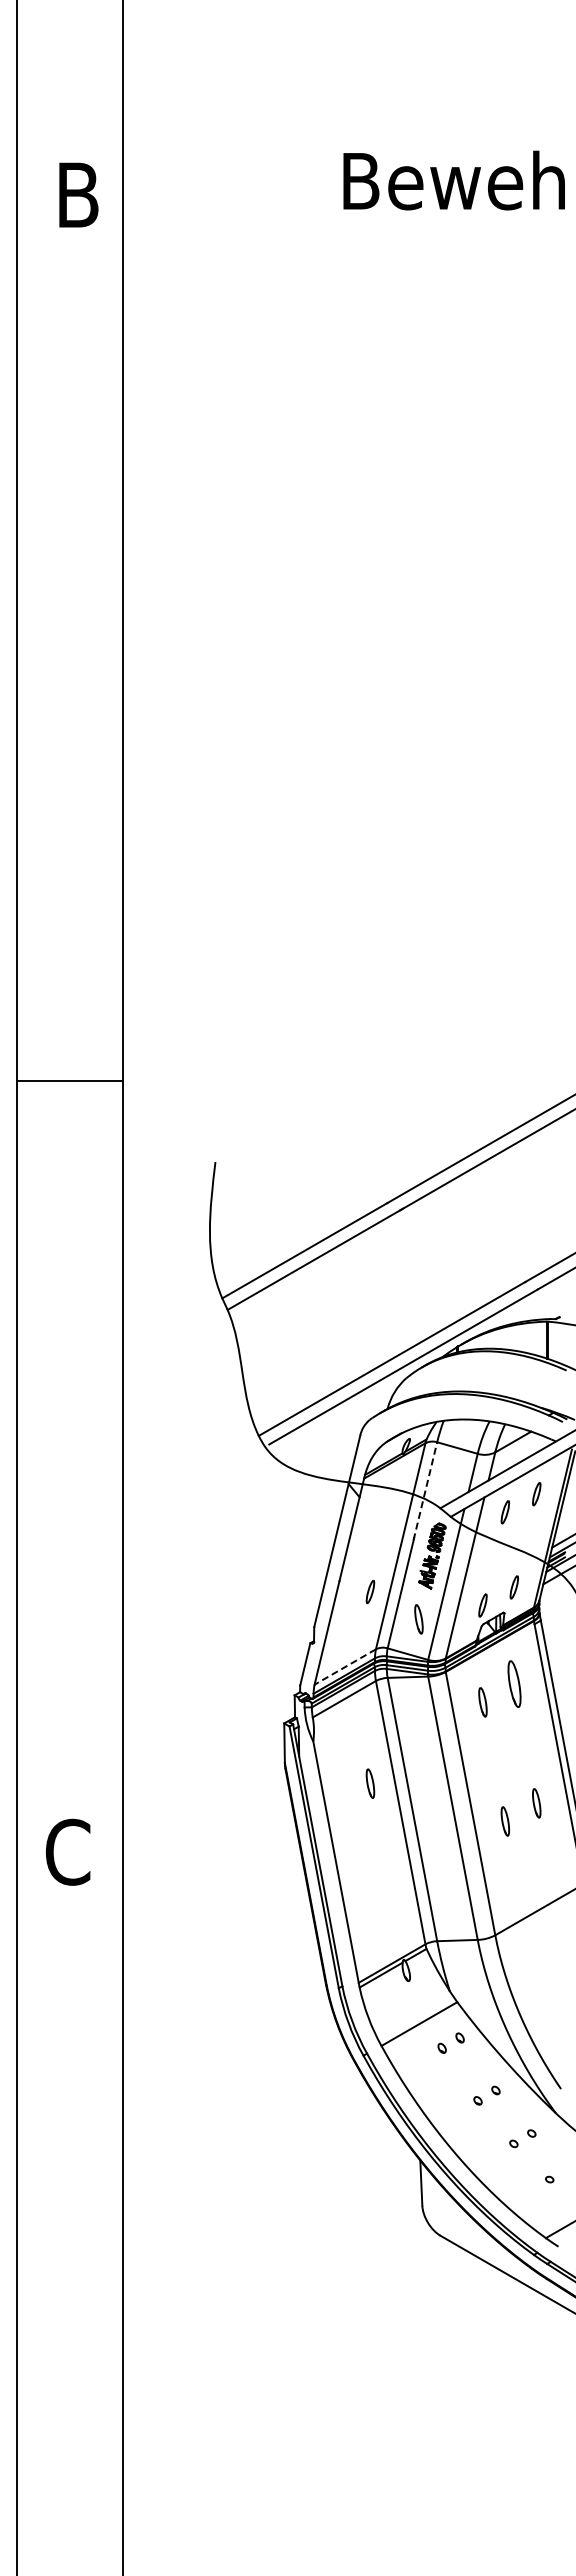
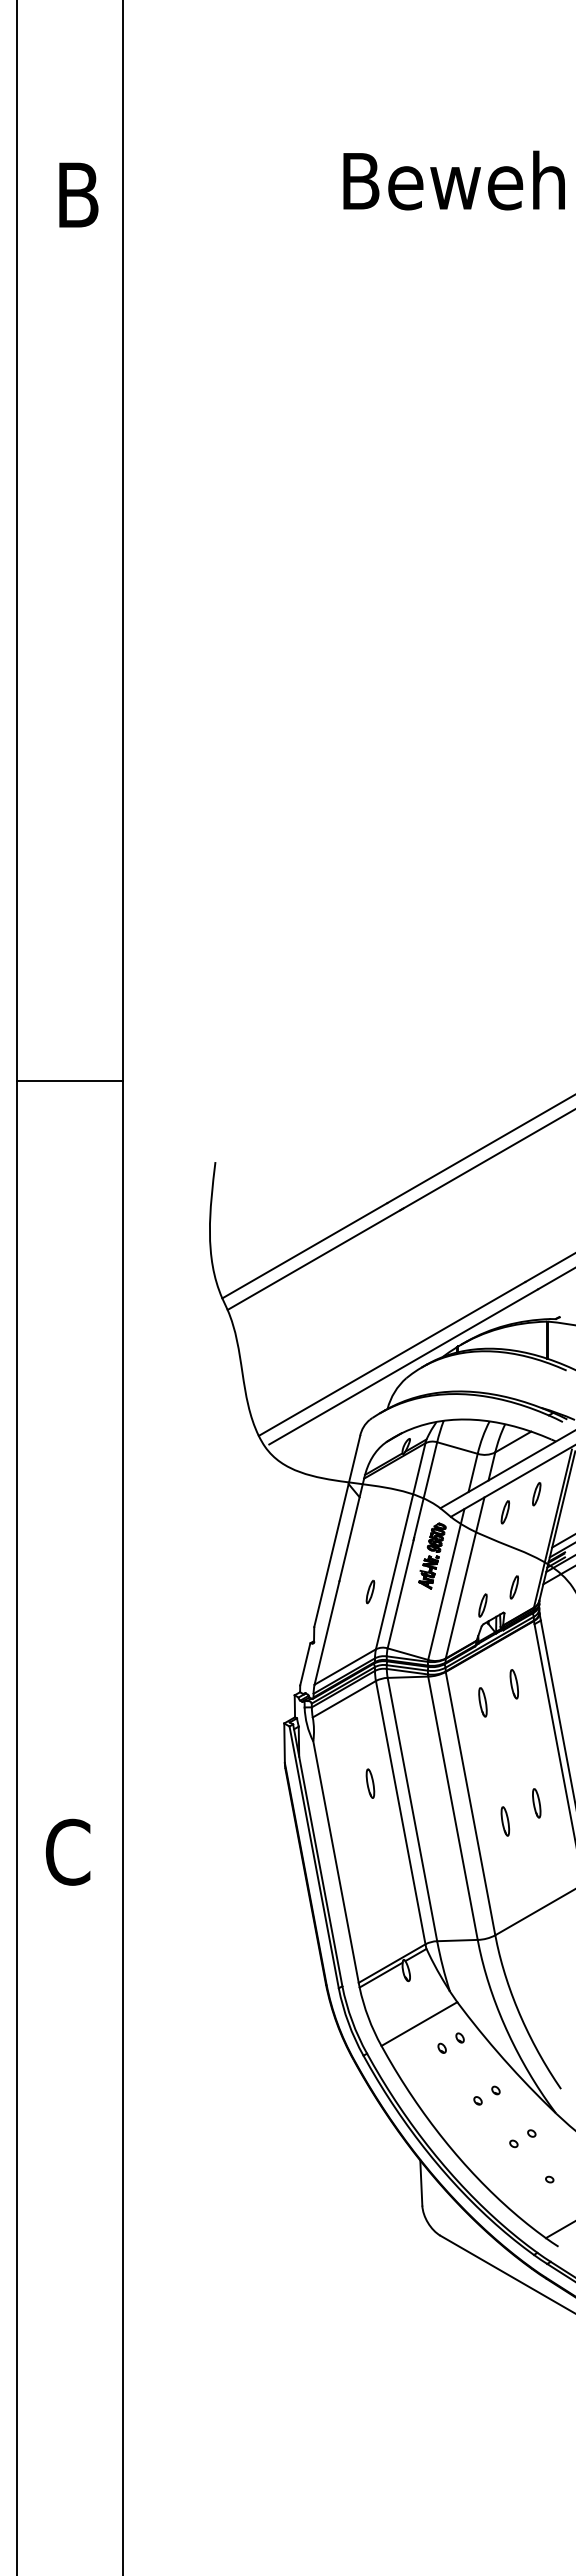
line: dashed -> solid (425, 1490)
part: present -> none (418, 1619)
line: dashed -> solid (344, 1667)
part size: 15x48 px -> 10x31 px (513, 1684)
